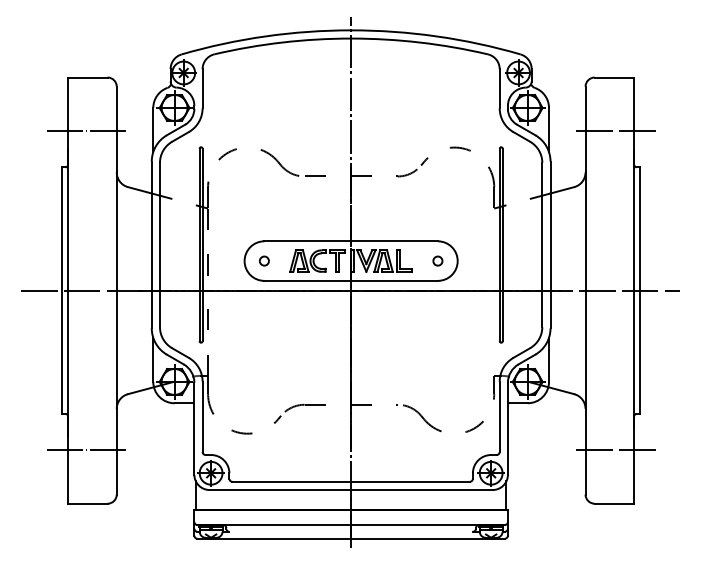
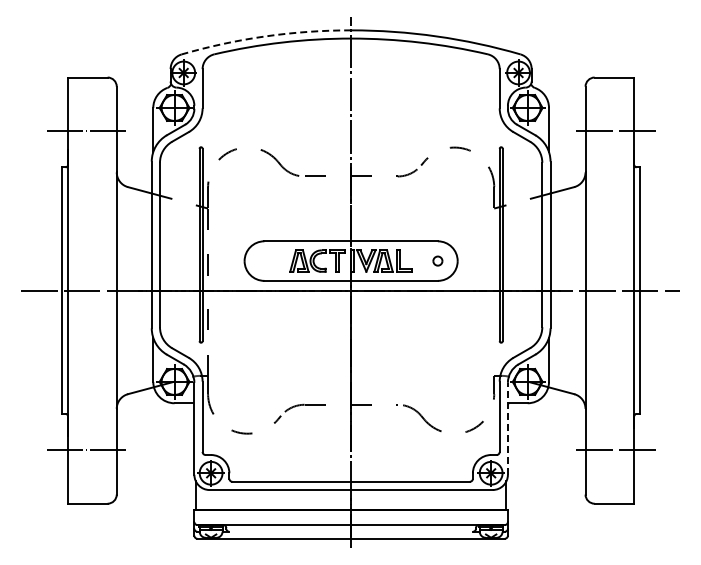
arc: solid -> dashed (265, 36)
part: present -> none (264, 260)
line: solid -> dashed (507, 428)
